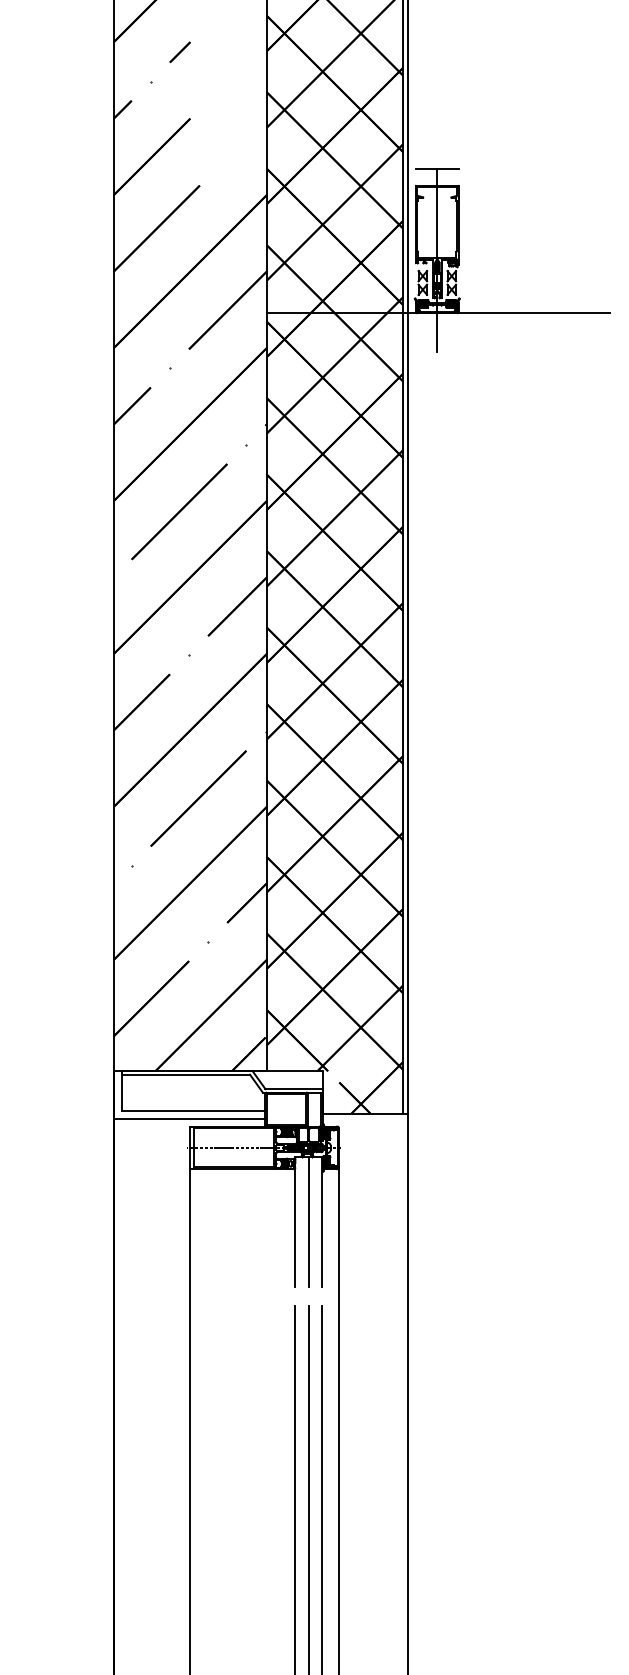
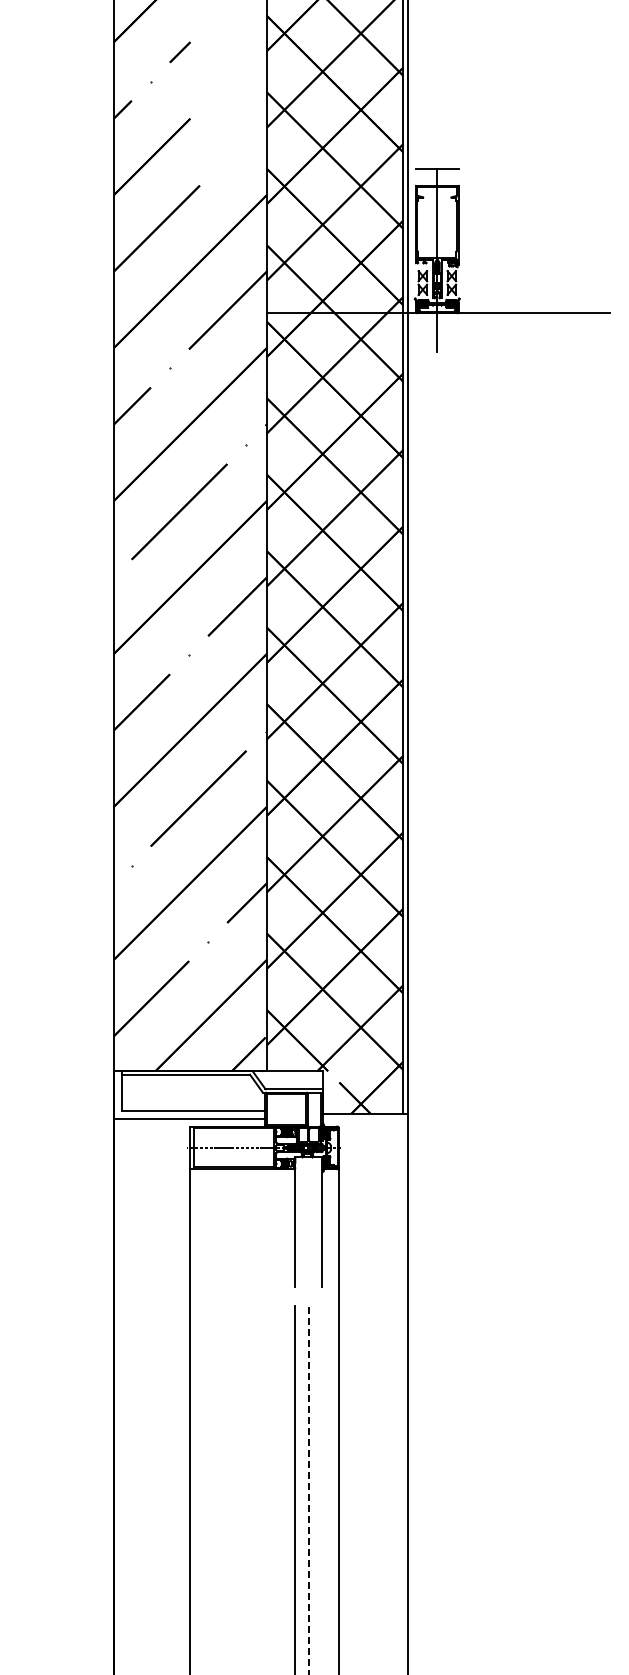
line: present -> none (308, 1222)
line: present -> none (322, 1488)
line: solid -> dashed (308, 1490)
